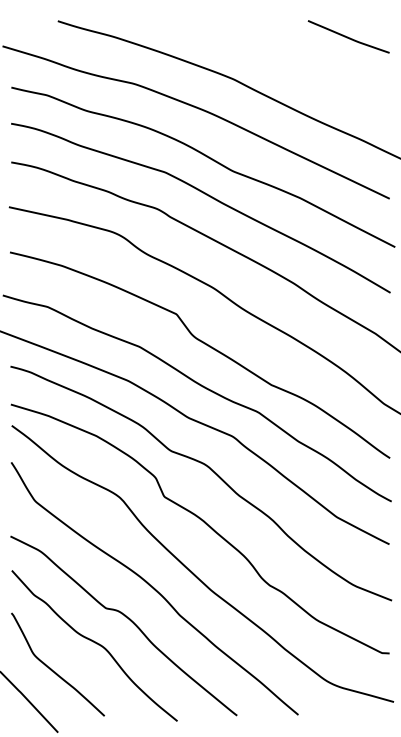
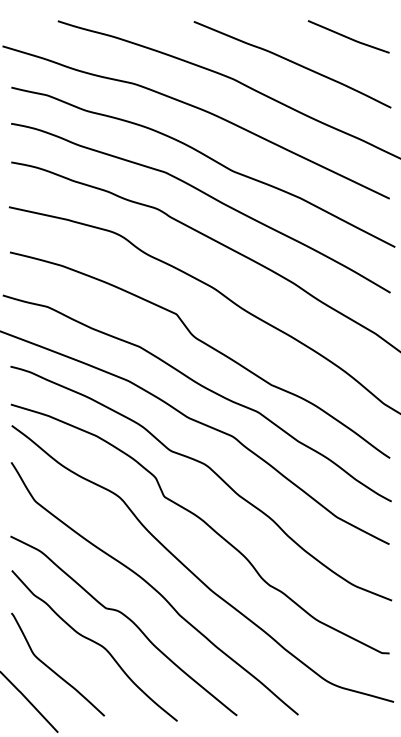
curve: none -> present (293, 63)
